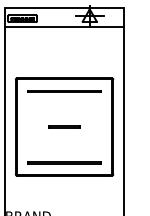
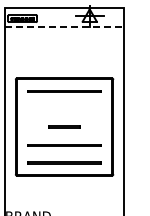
line: solid -> dashed (64, 27)
line: none -> present (64, 145)
